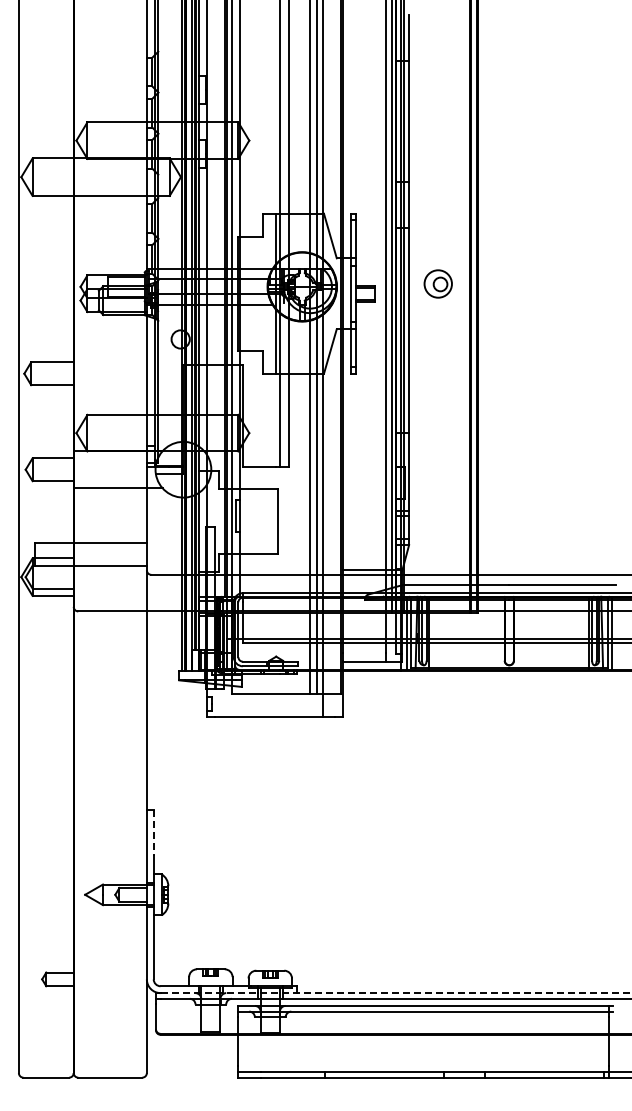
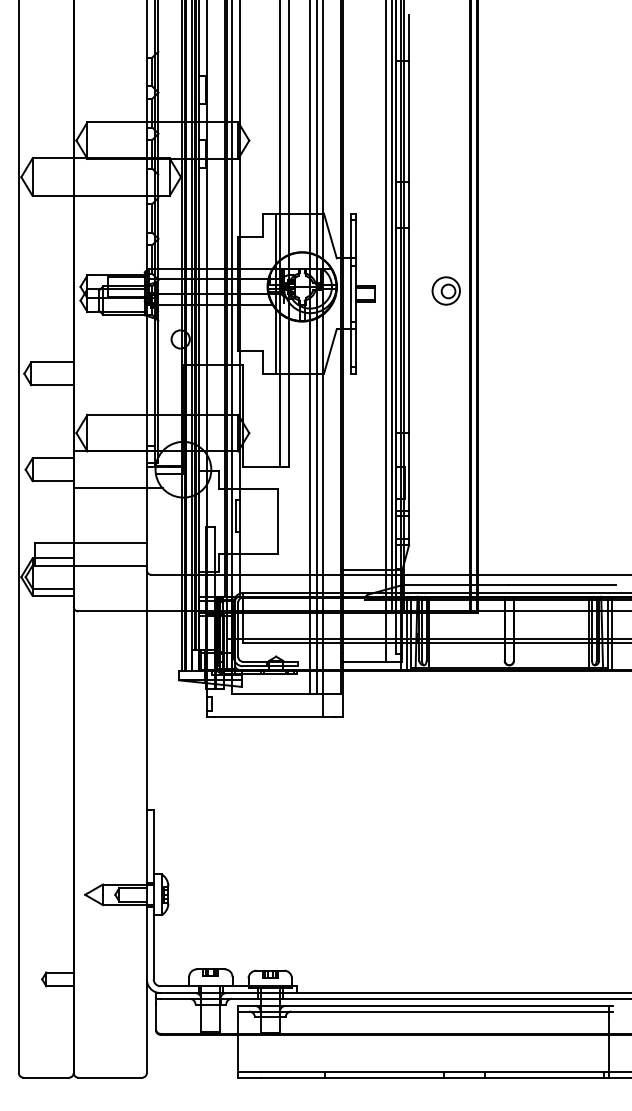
part position: (437, 283) -> (445, 290) (445, 290)
line: dashed -> solid (153, 833)
line: dashed -> solid (396, 993)
